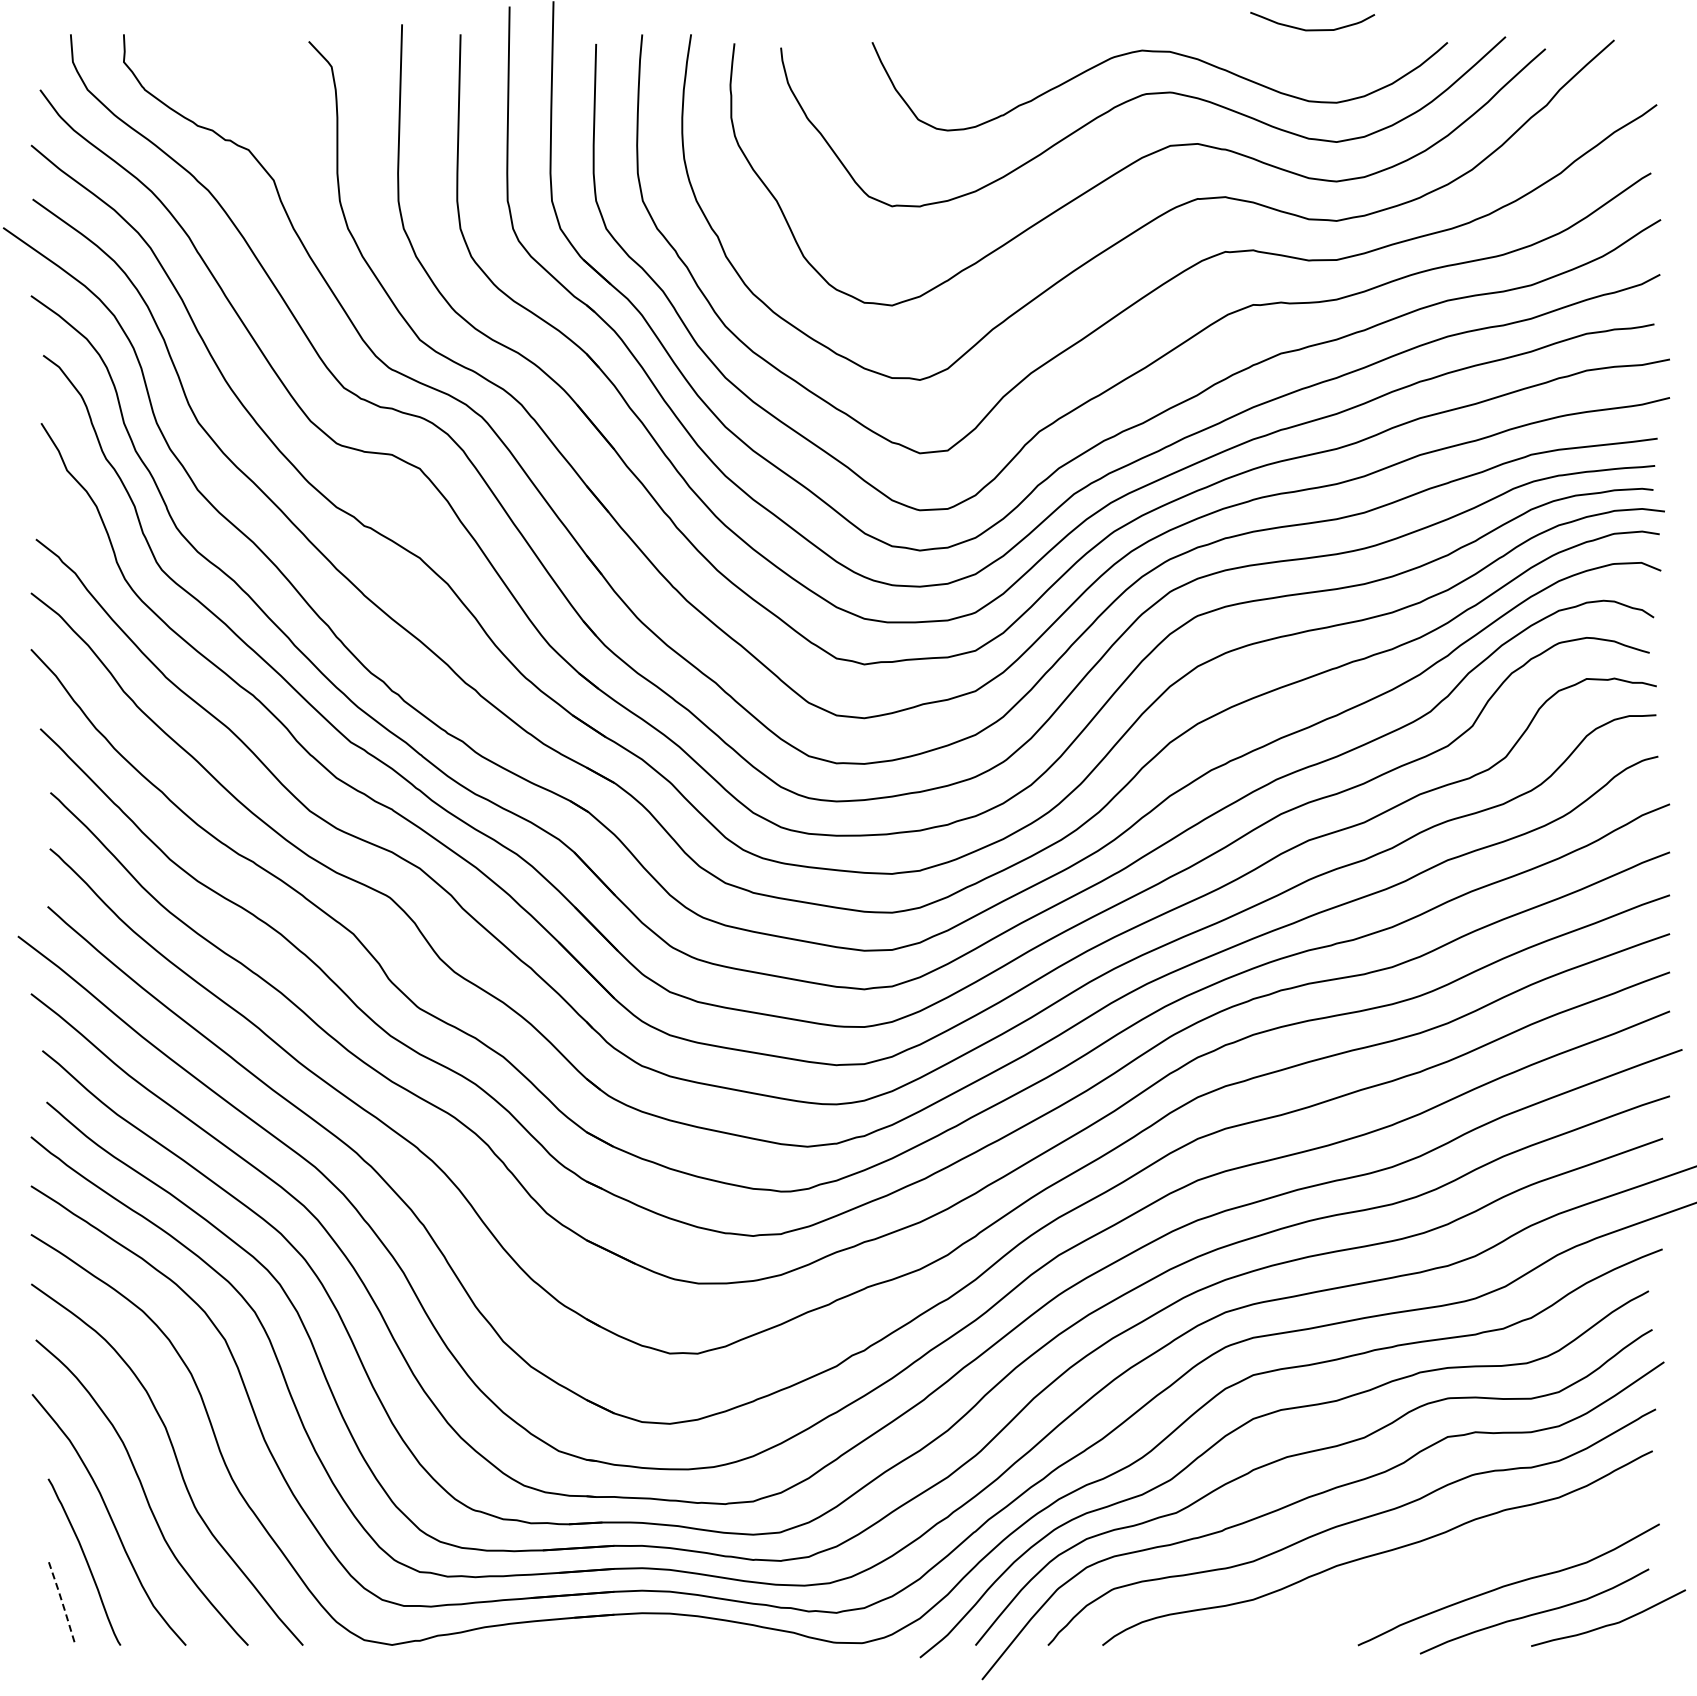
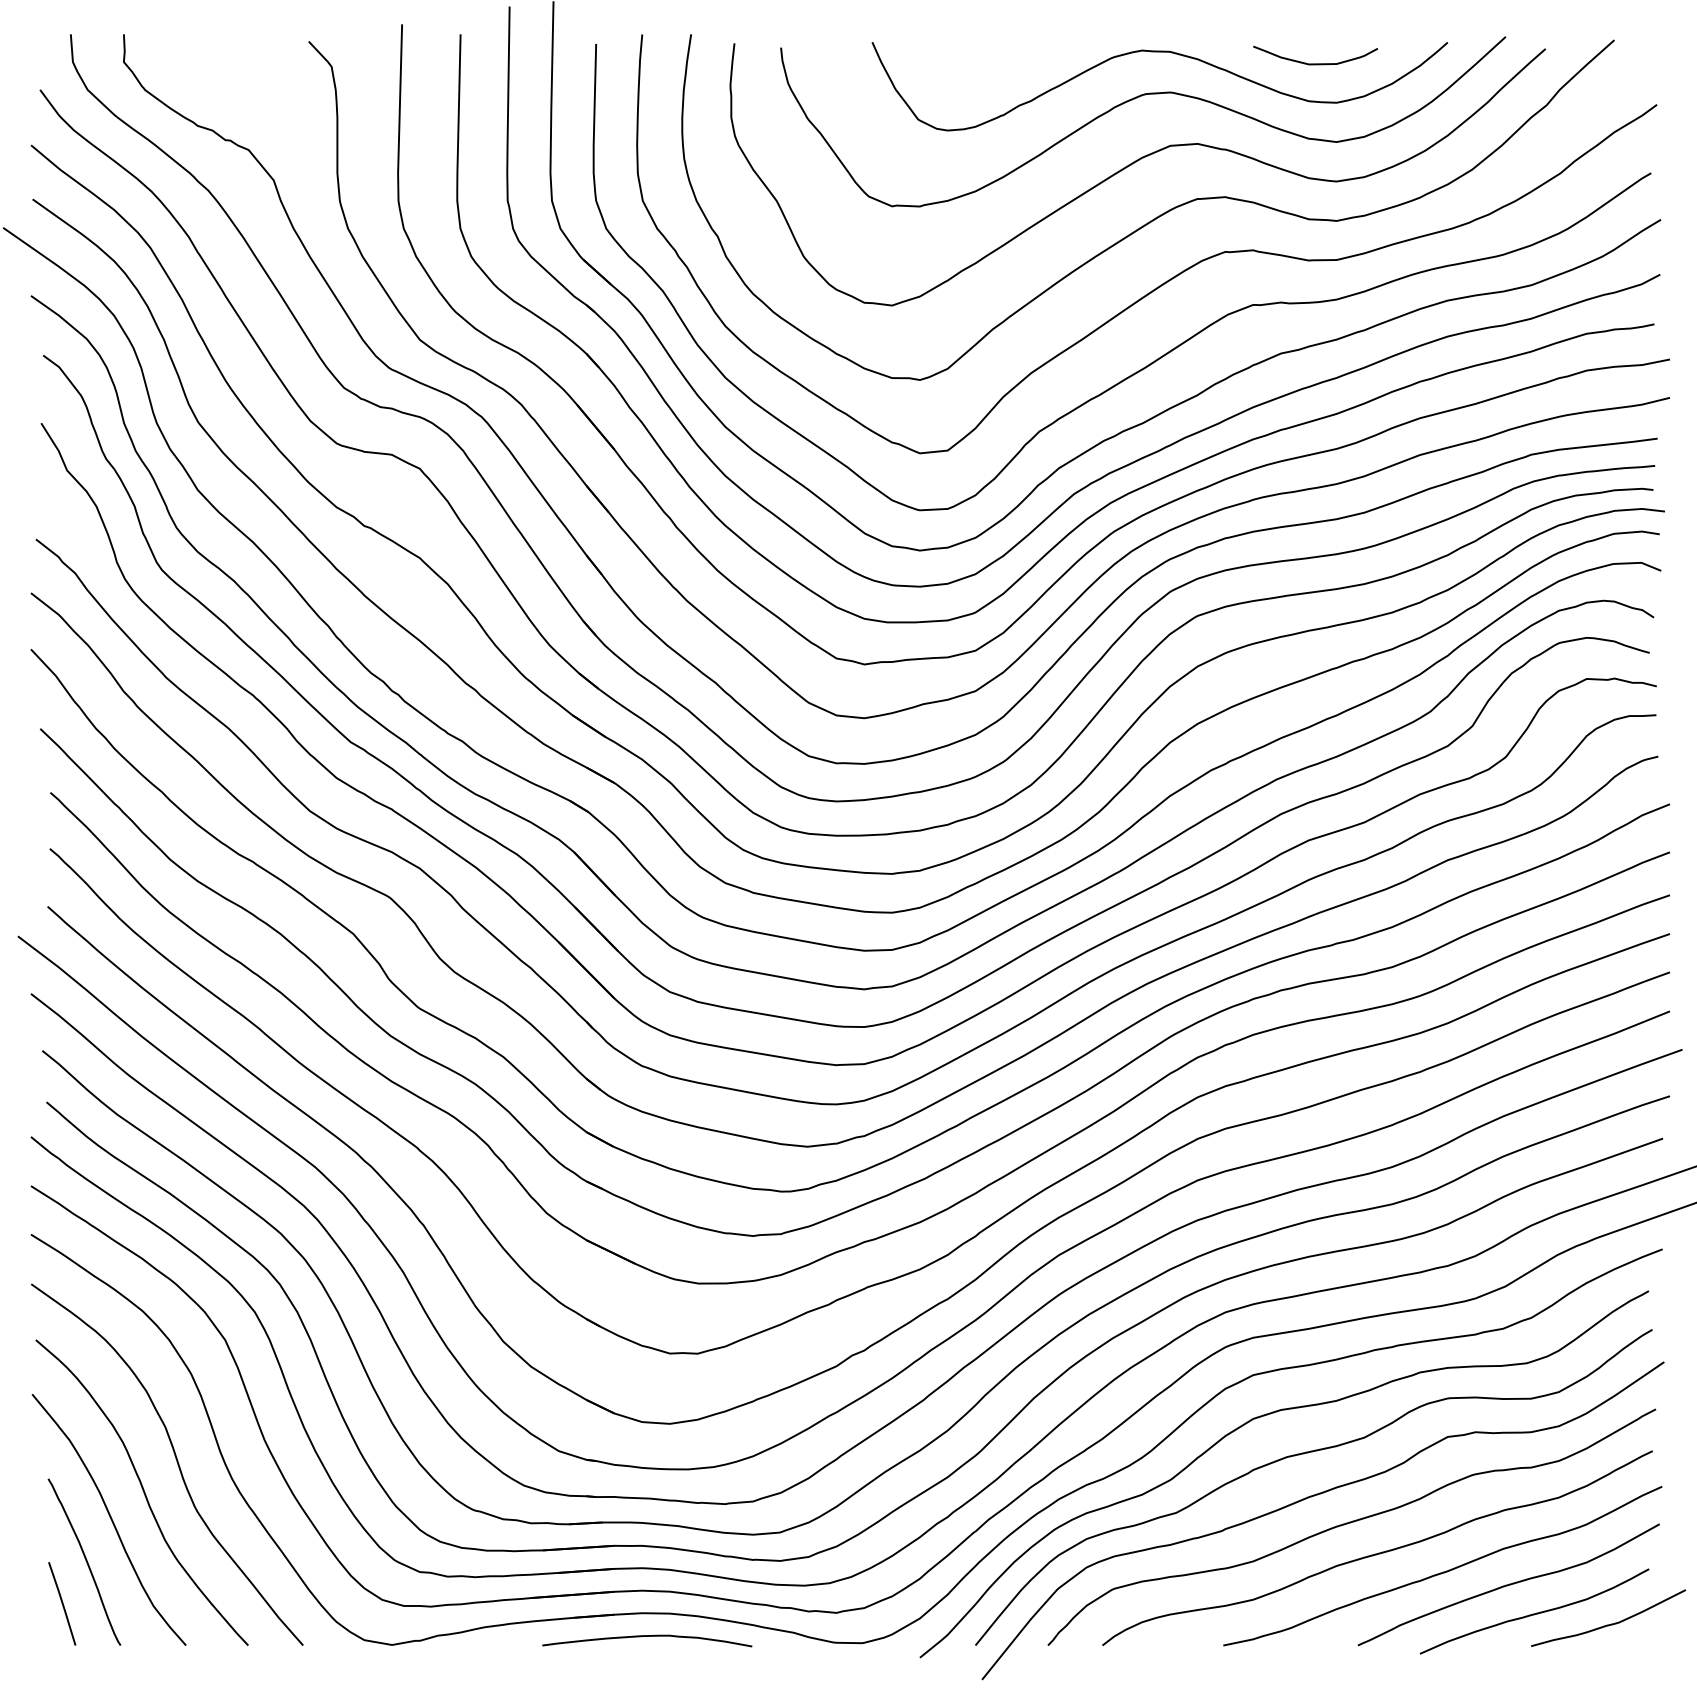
curve position: (1312, 29) -> (1315, 63) (1315, 63)
curve: none -> present (1443, 1571)
line: dashed -> solid (62, 1603)
curve: none -> present (647, 1636)
